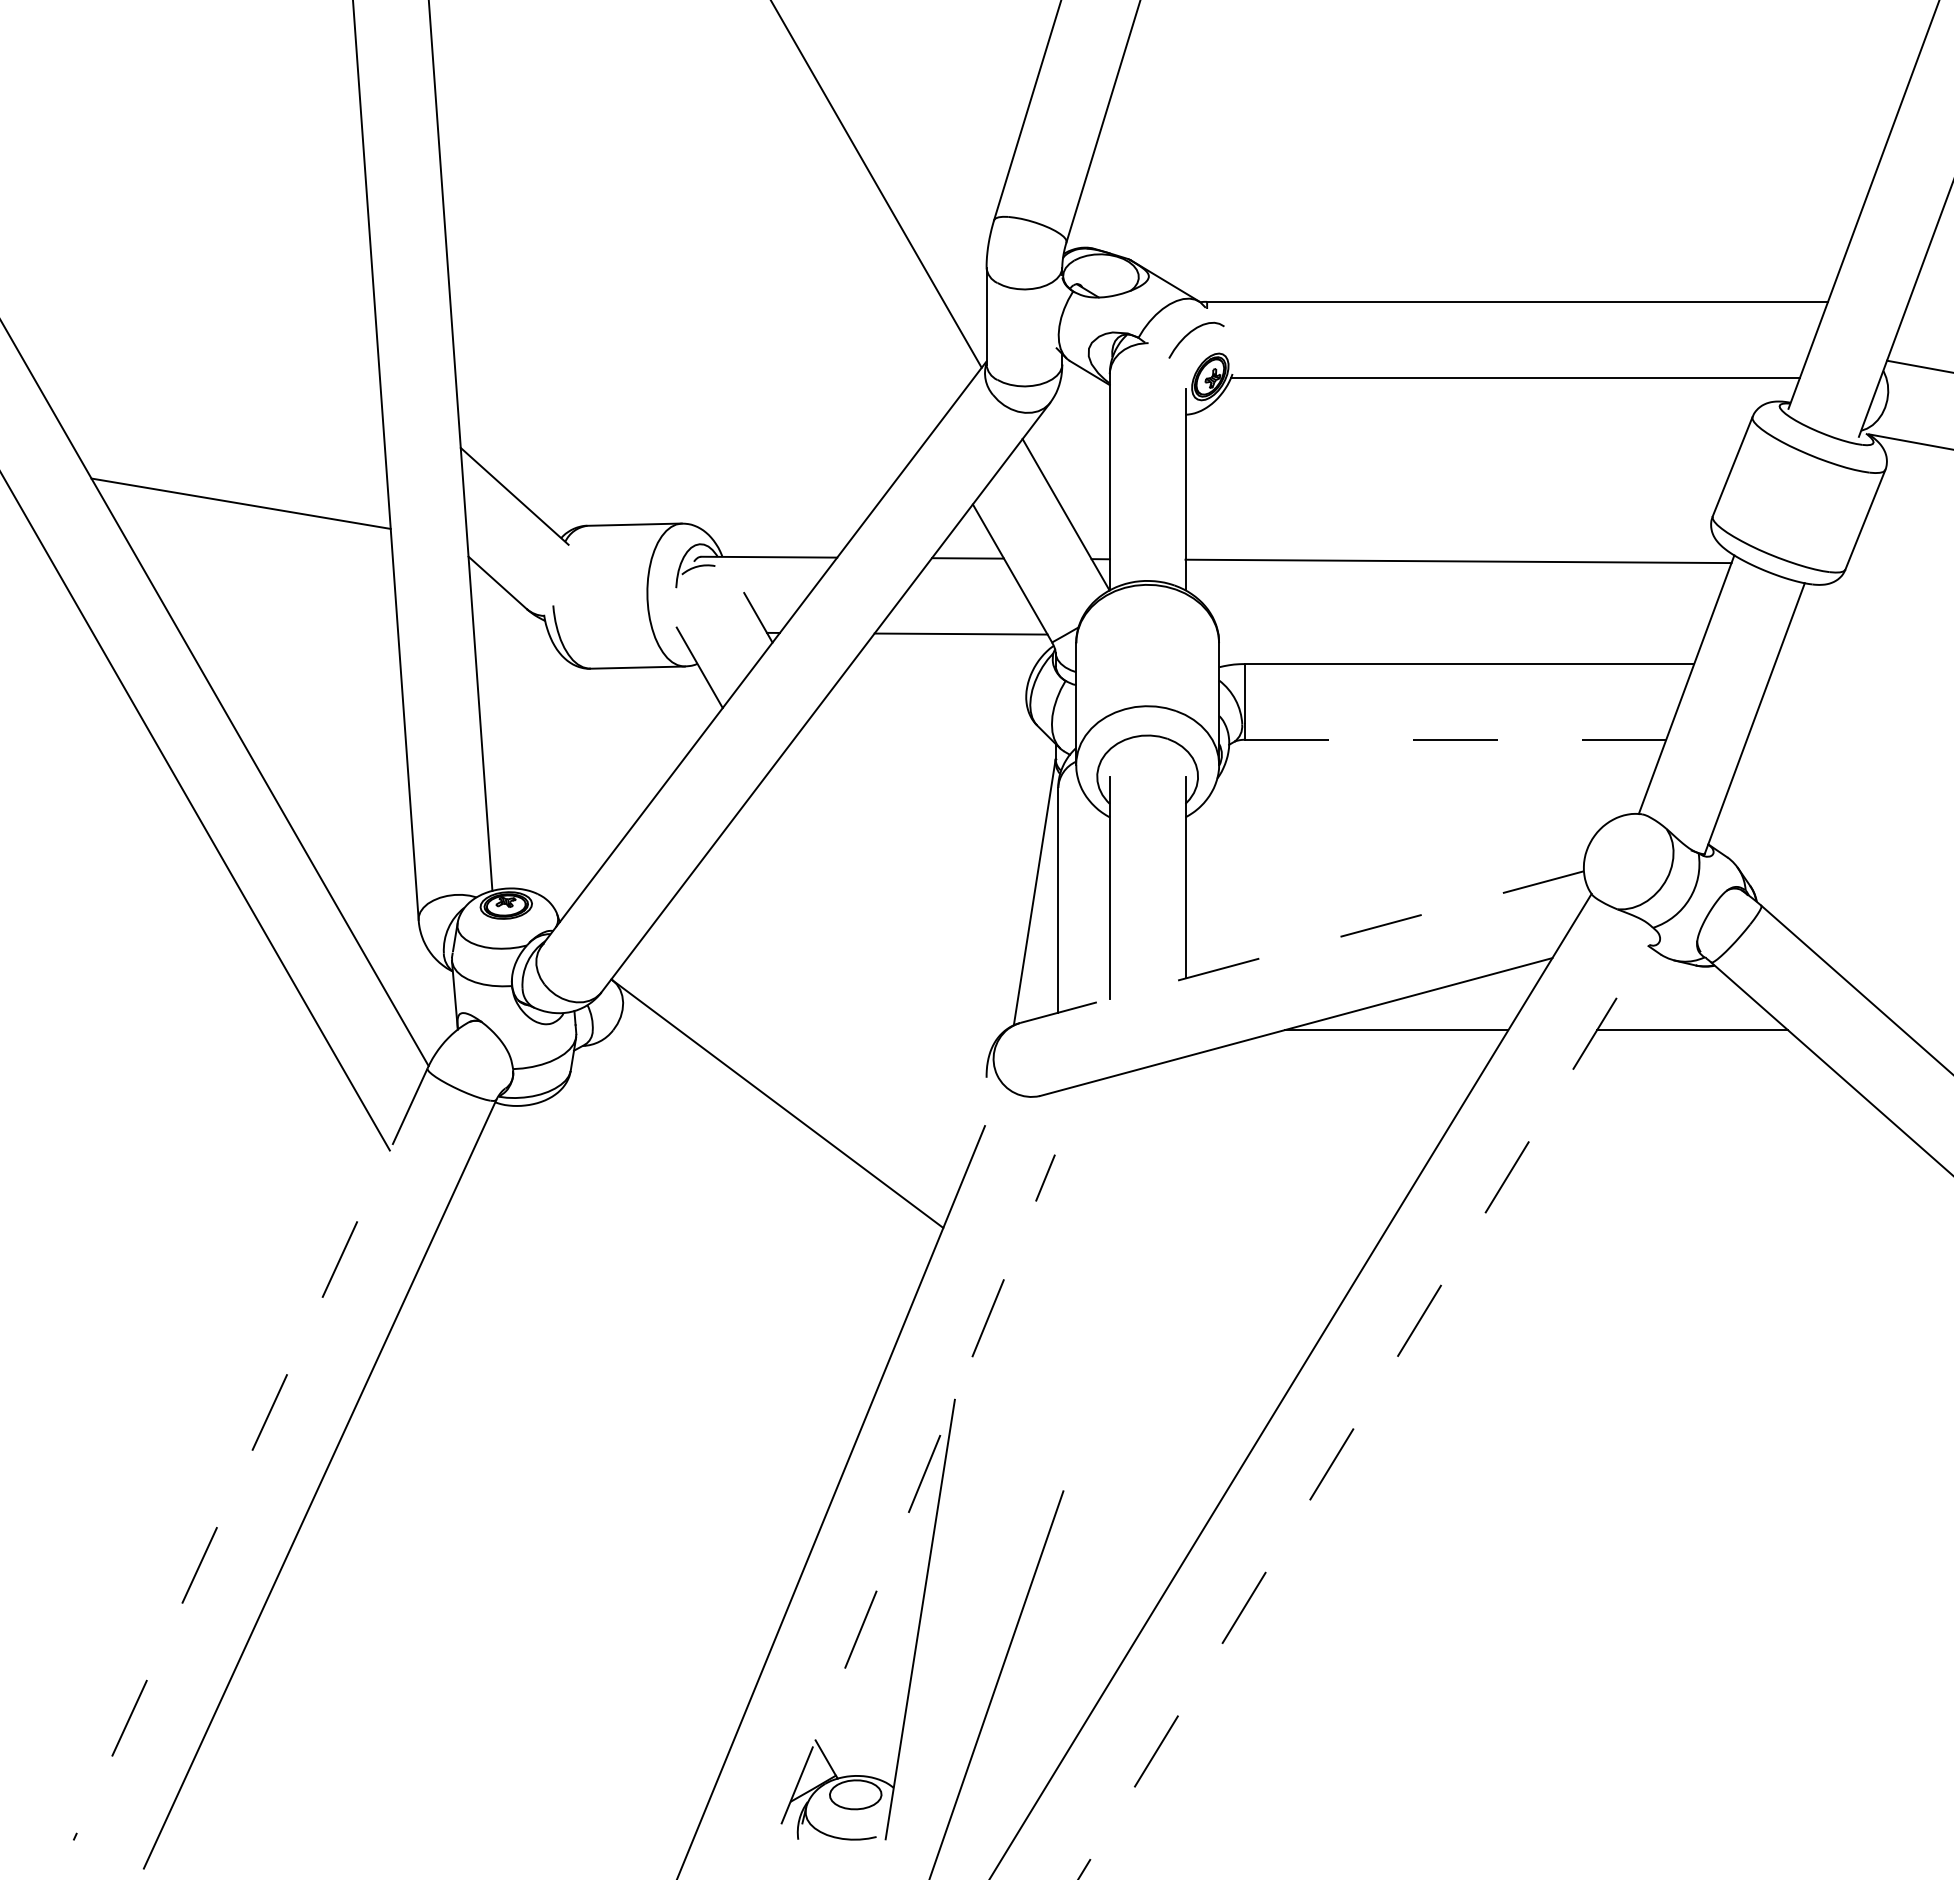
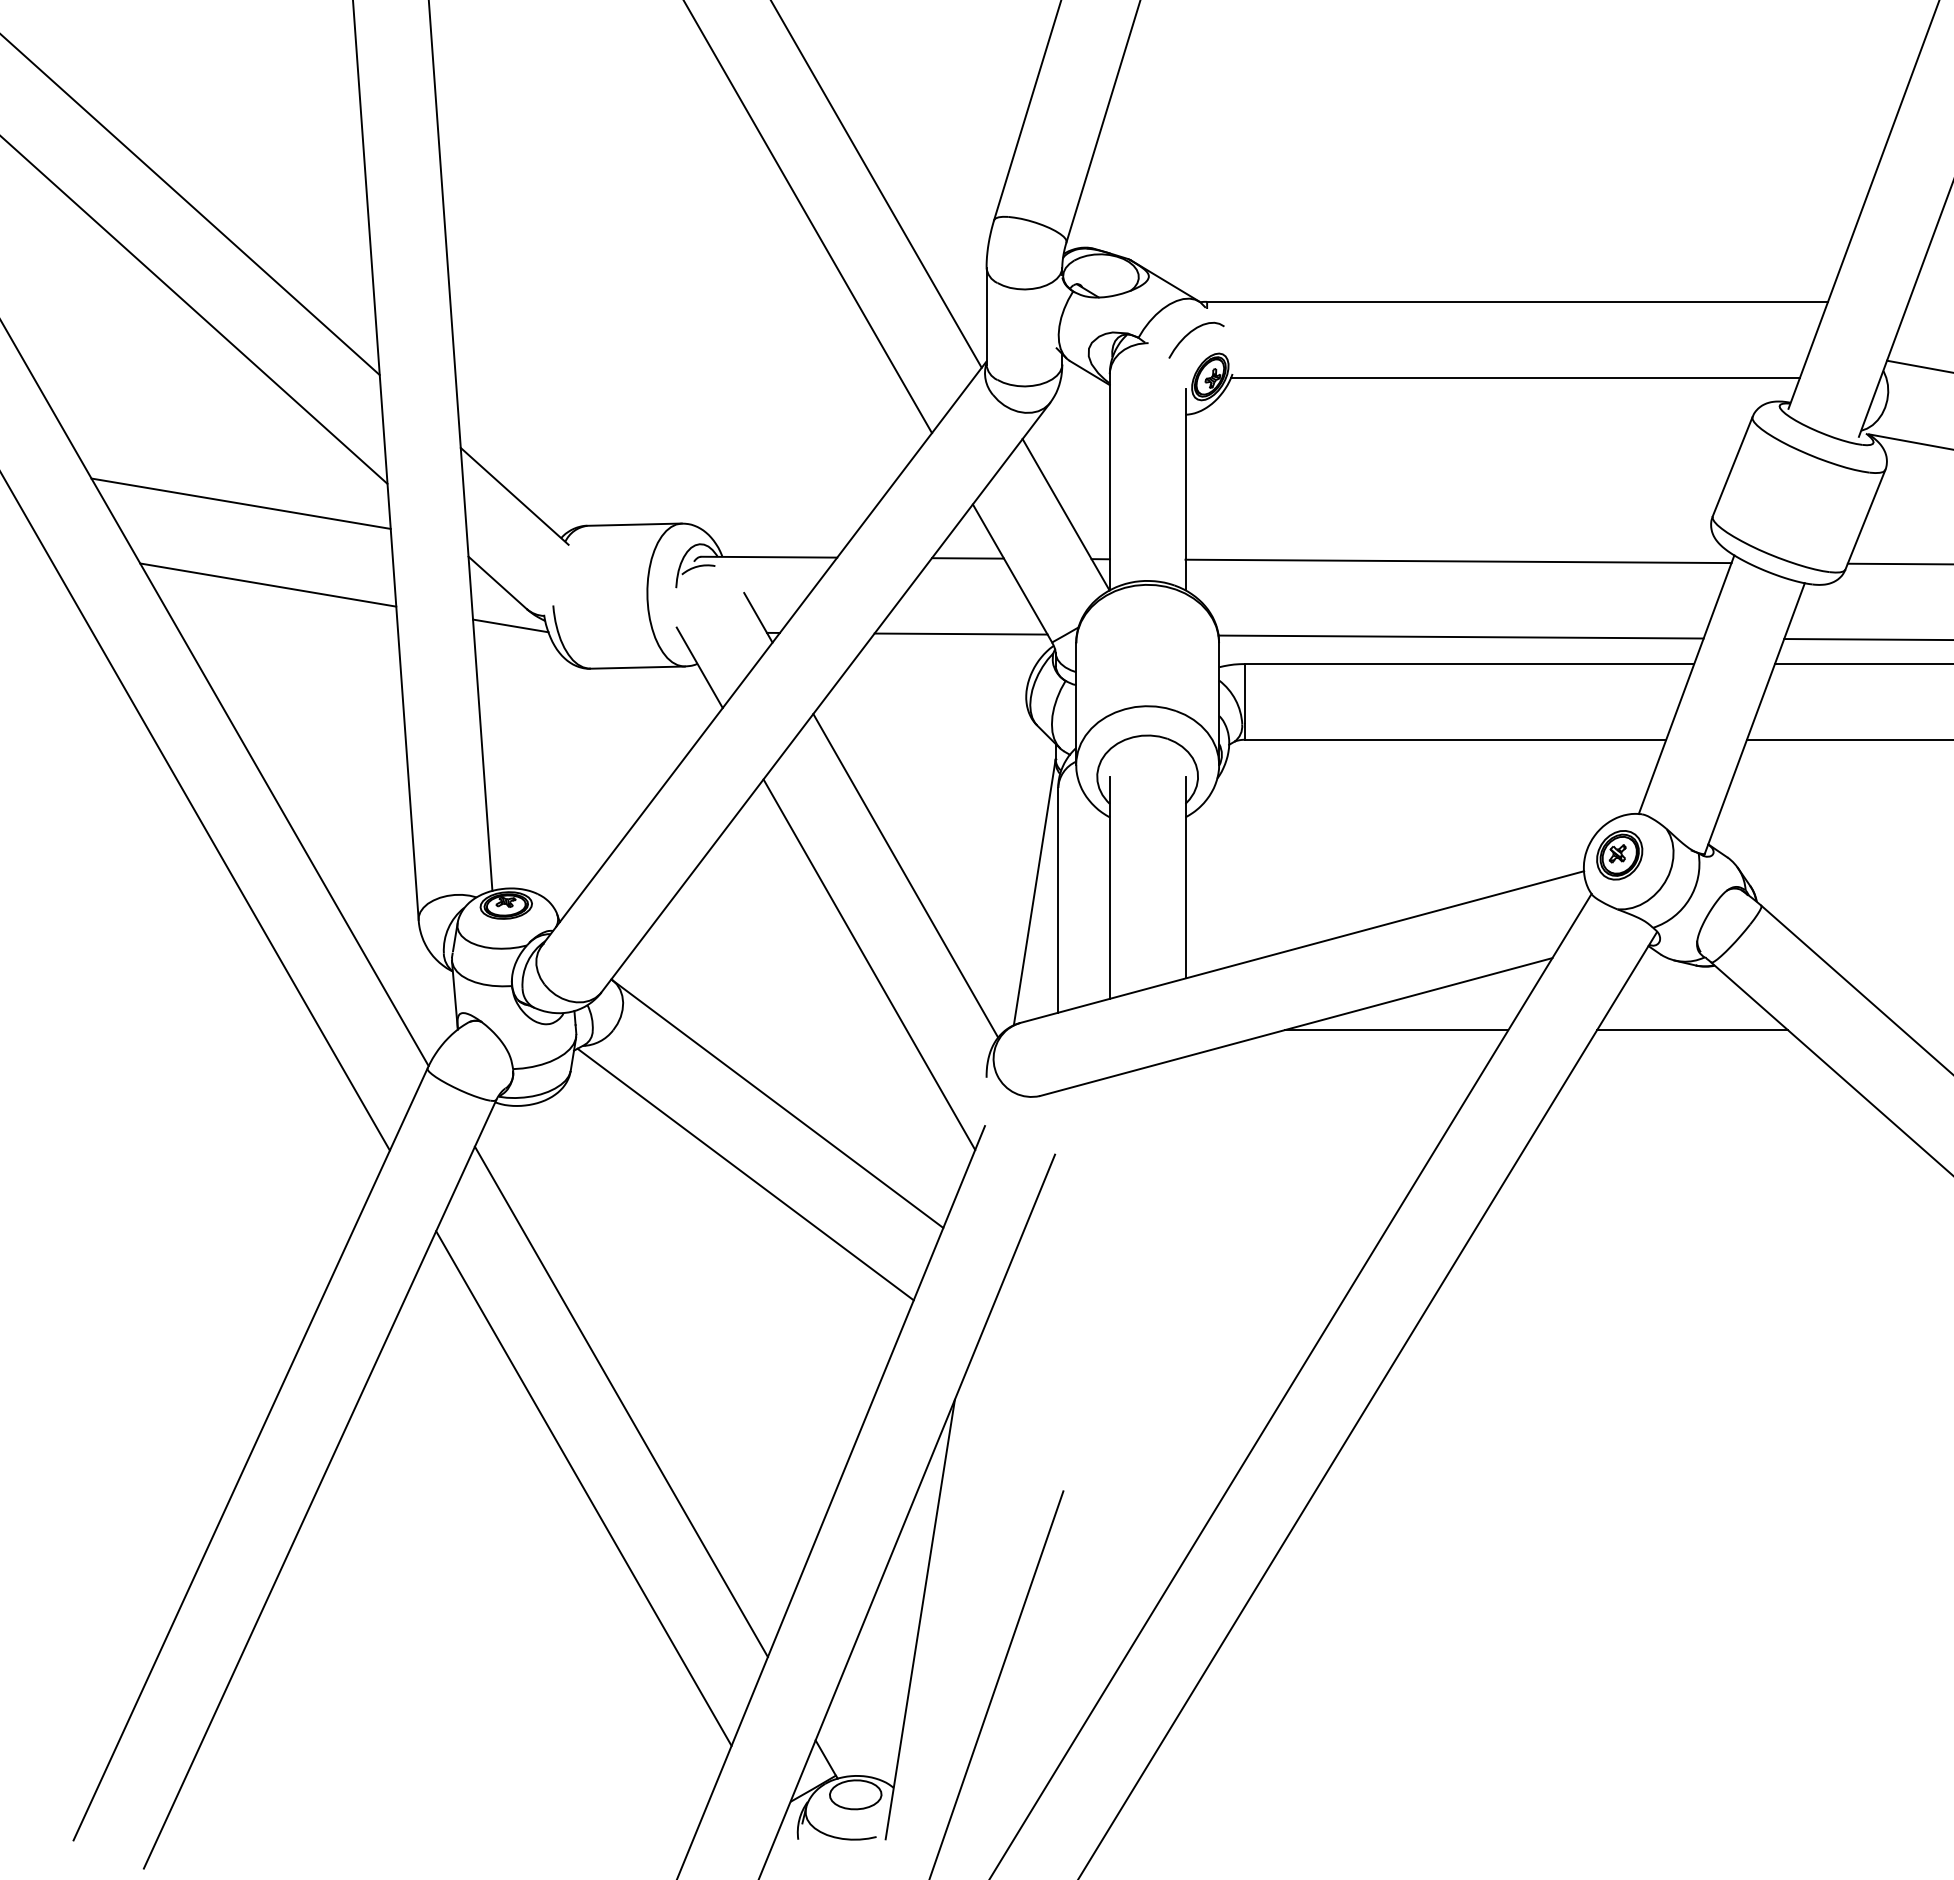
line: none -> present (190, 205)
line: none -> present (808, 217)
line: none -> present (194, 310)
line: none -> present (1898, 563)
line: none -> present (268, 584)
line: none -> present (510, 625)
line: none -> present (1460, 636)
line: none -> present (1867, 639)
line: none -> present (1862, 664)
line: dashed -> solid (1455, 739)
line: none -> present (1848, 739)
part: none -> present (1619, 855)
line: none -> present (905, 875)
line: dashed -> solid (1302, 947)
line: none -> present (869, 964)
line: none -> present (745, 1174)
line: none -> present (620, 1401)
line: dashed -> solid (1367, 1405)
line: dashed -> solid (250, 1454)
line: none -> present (583, 1488)
line: dashed -> solid (906, 1517)
